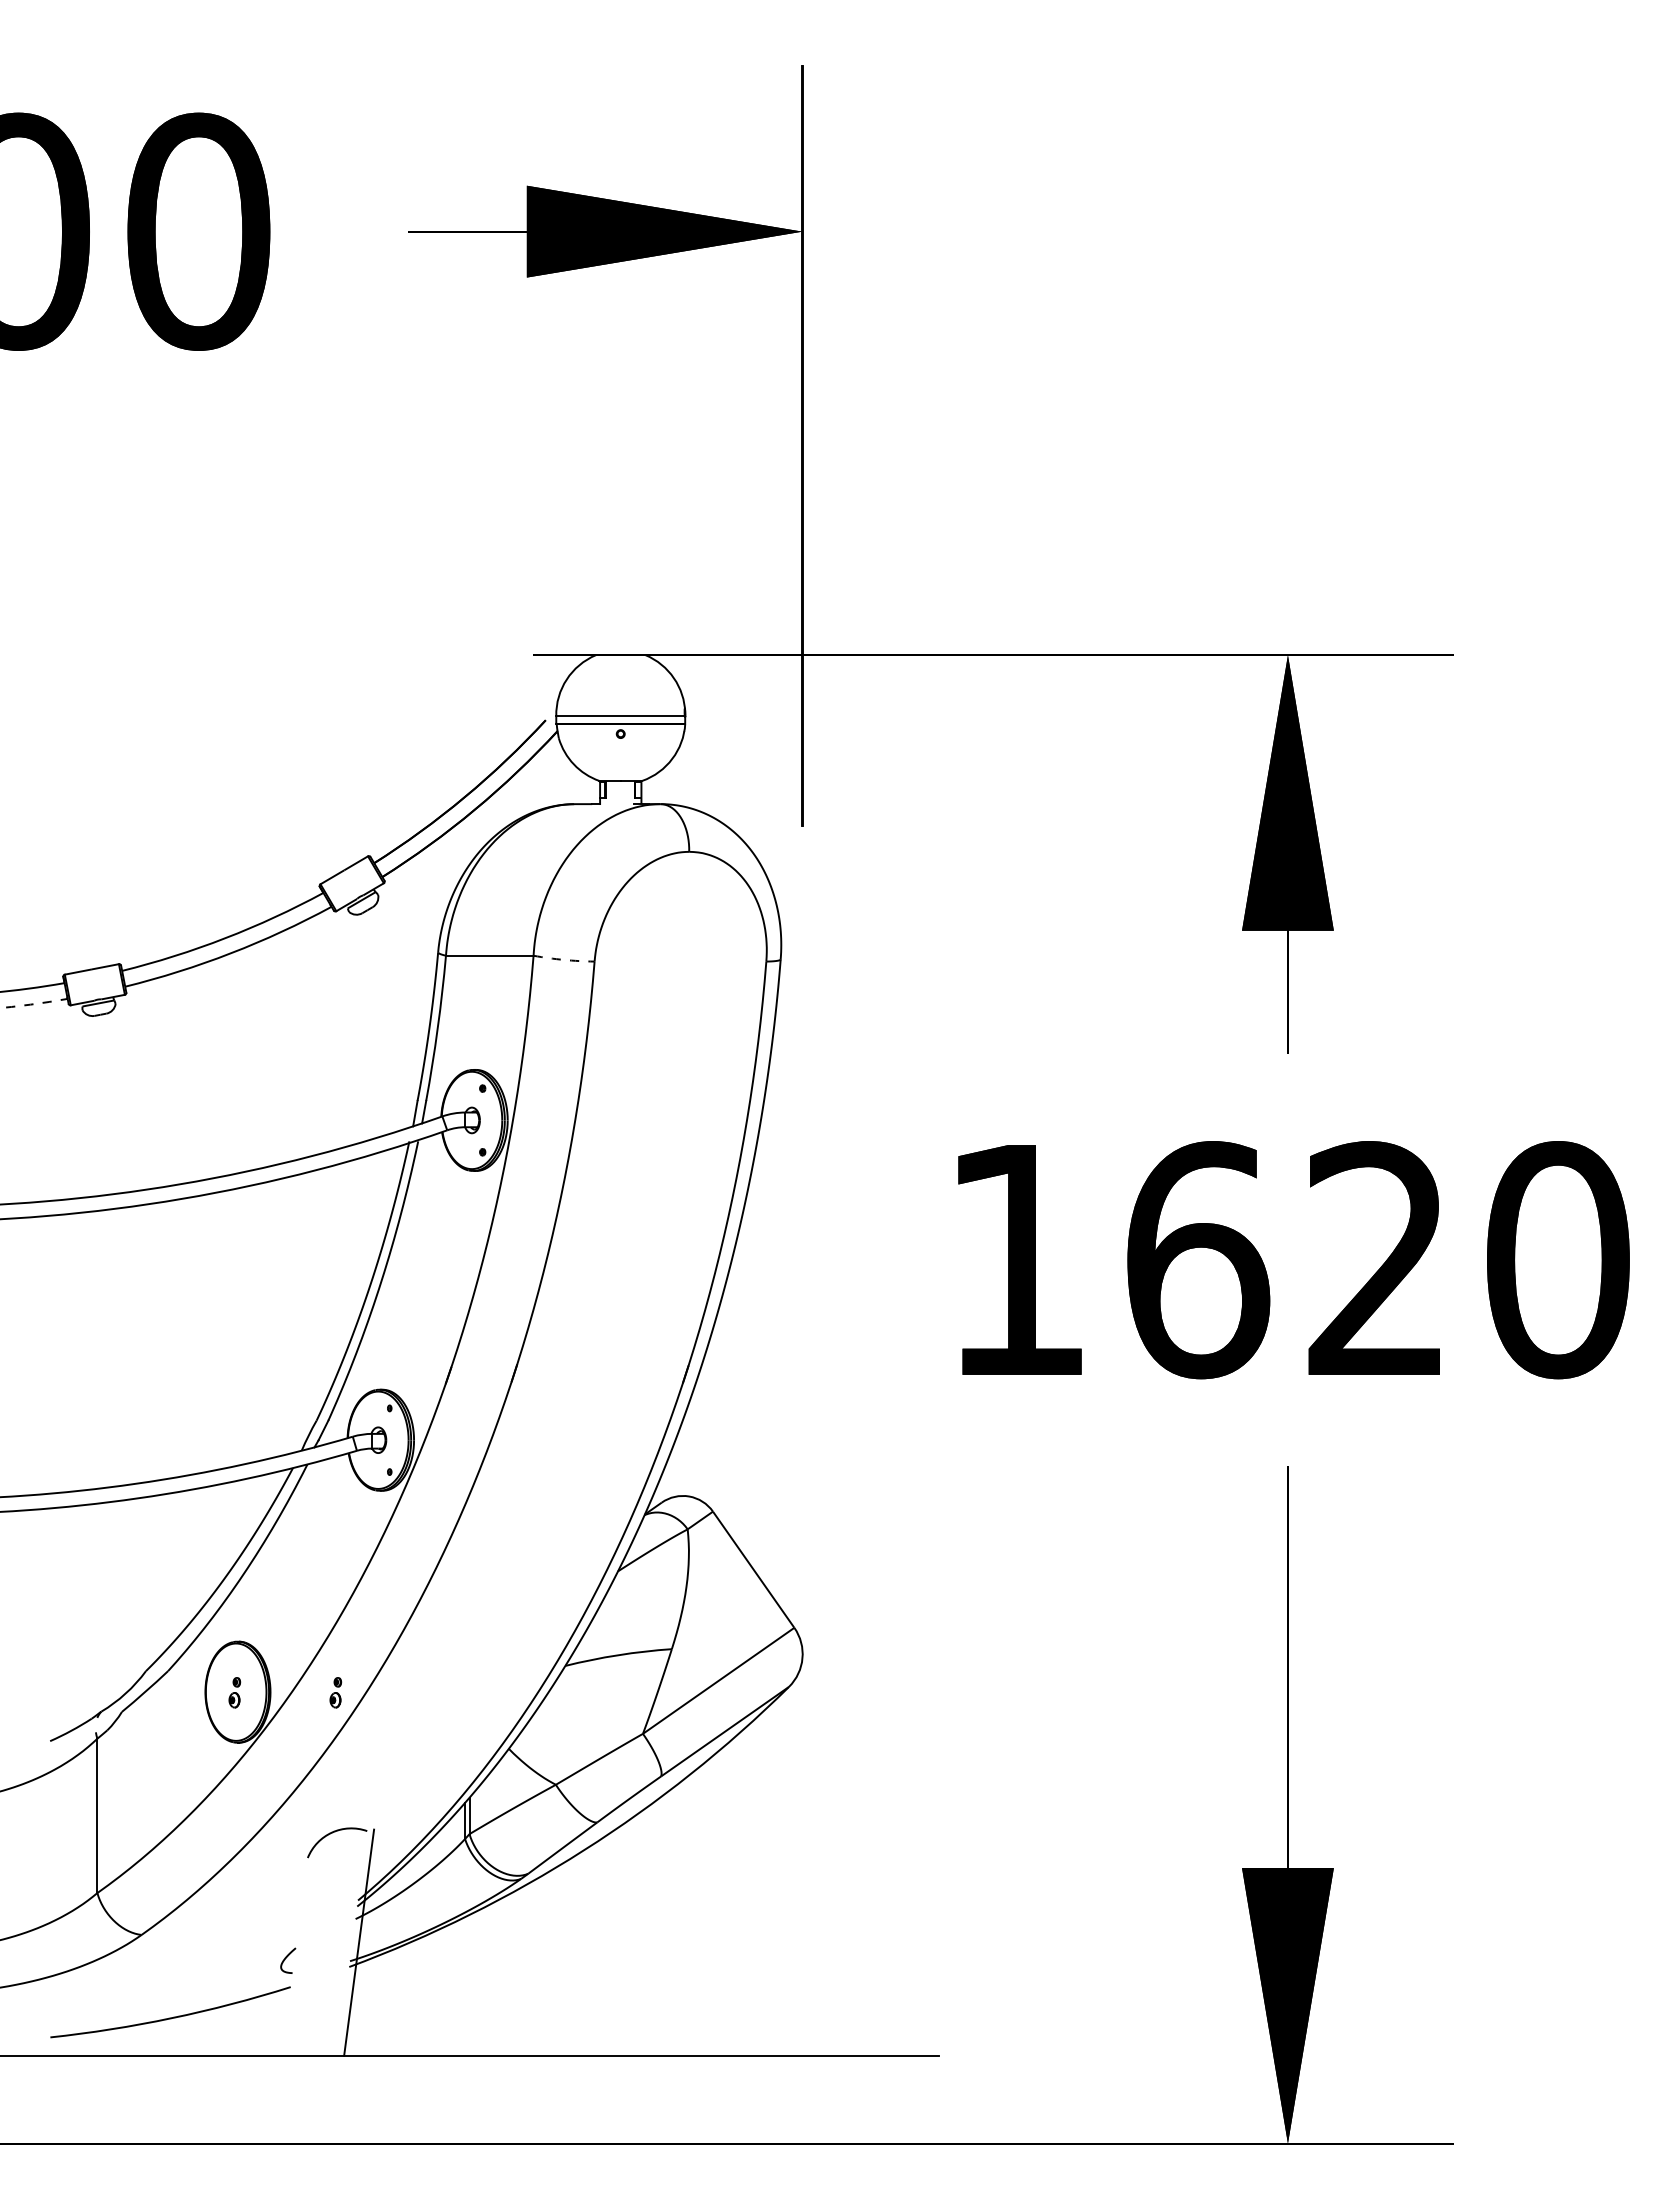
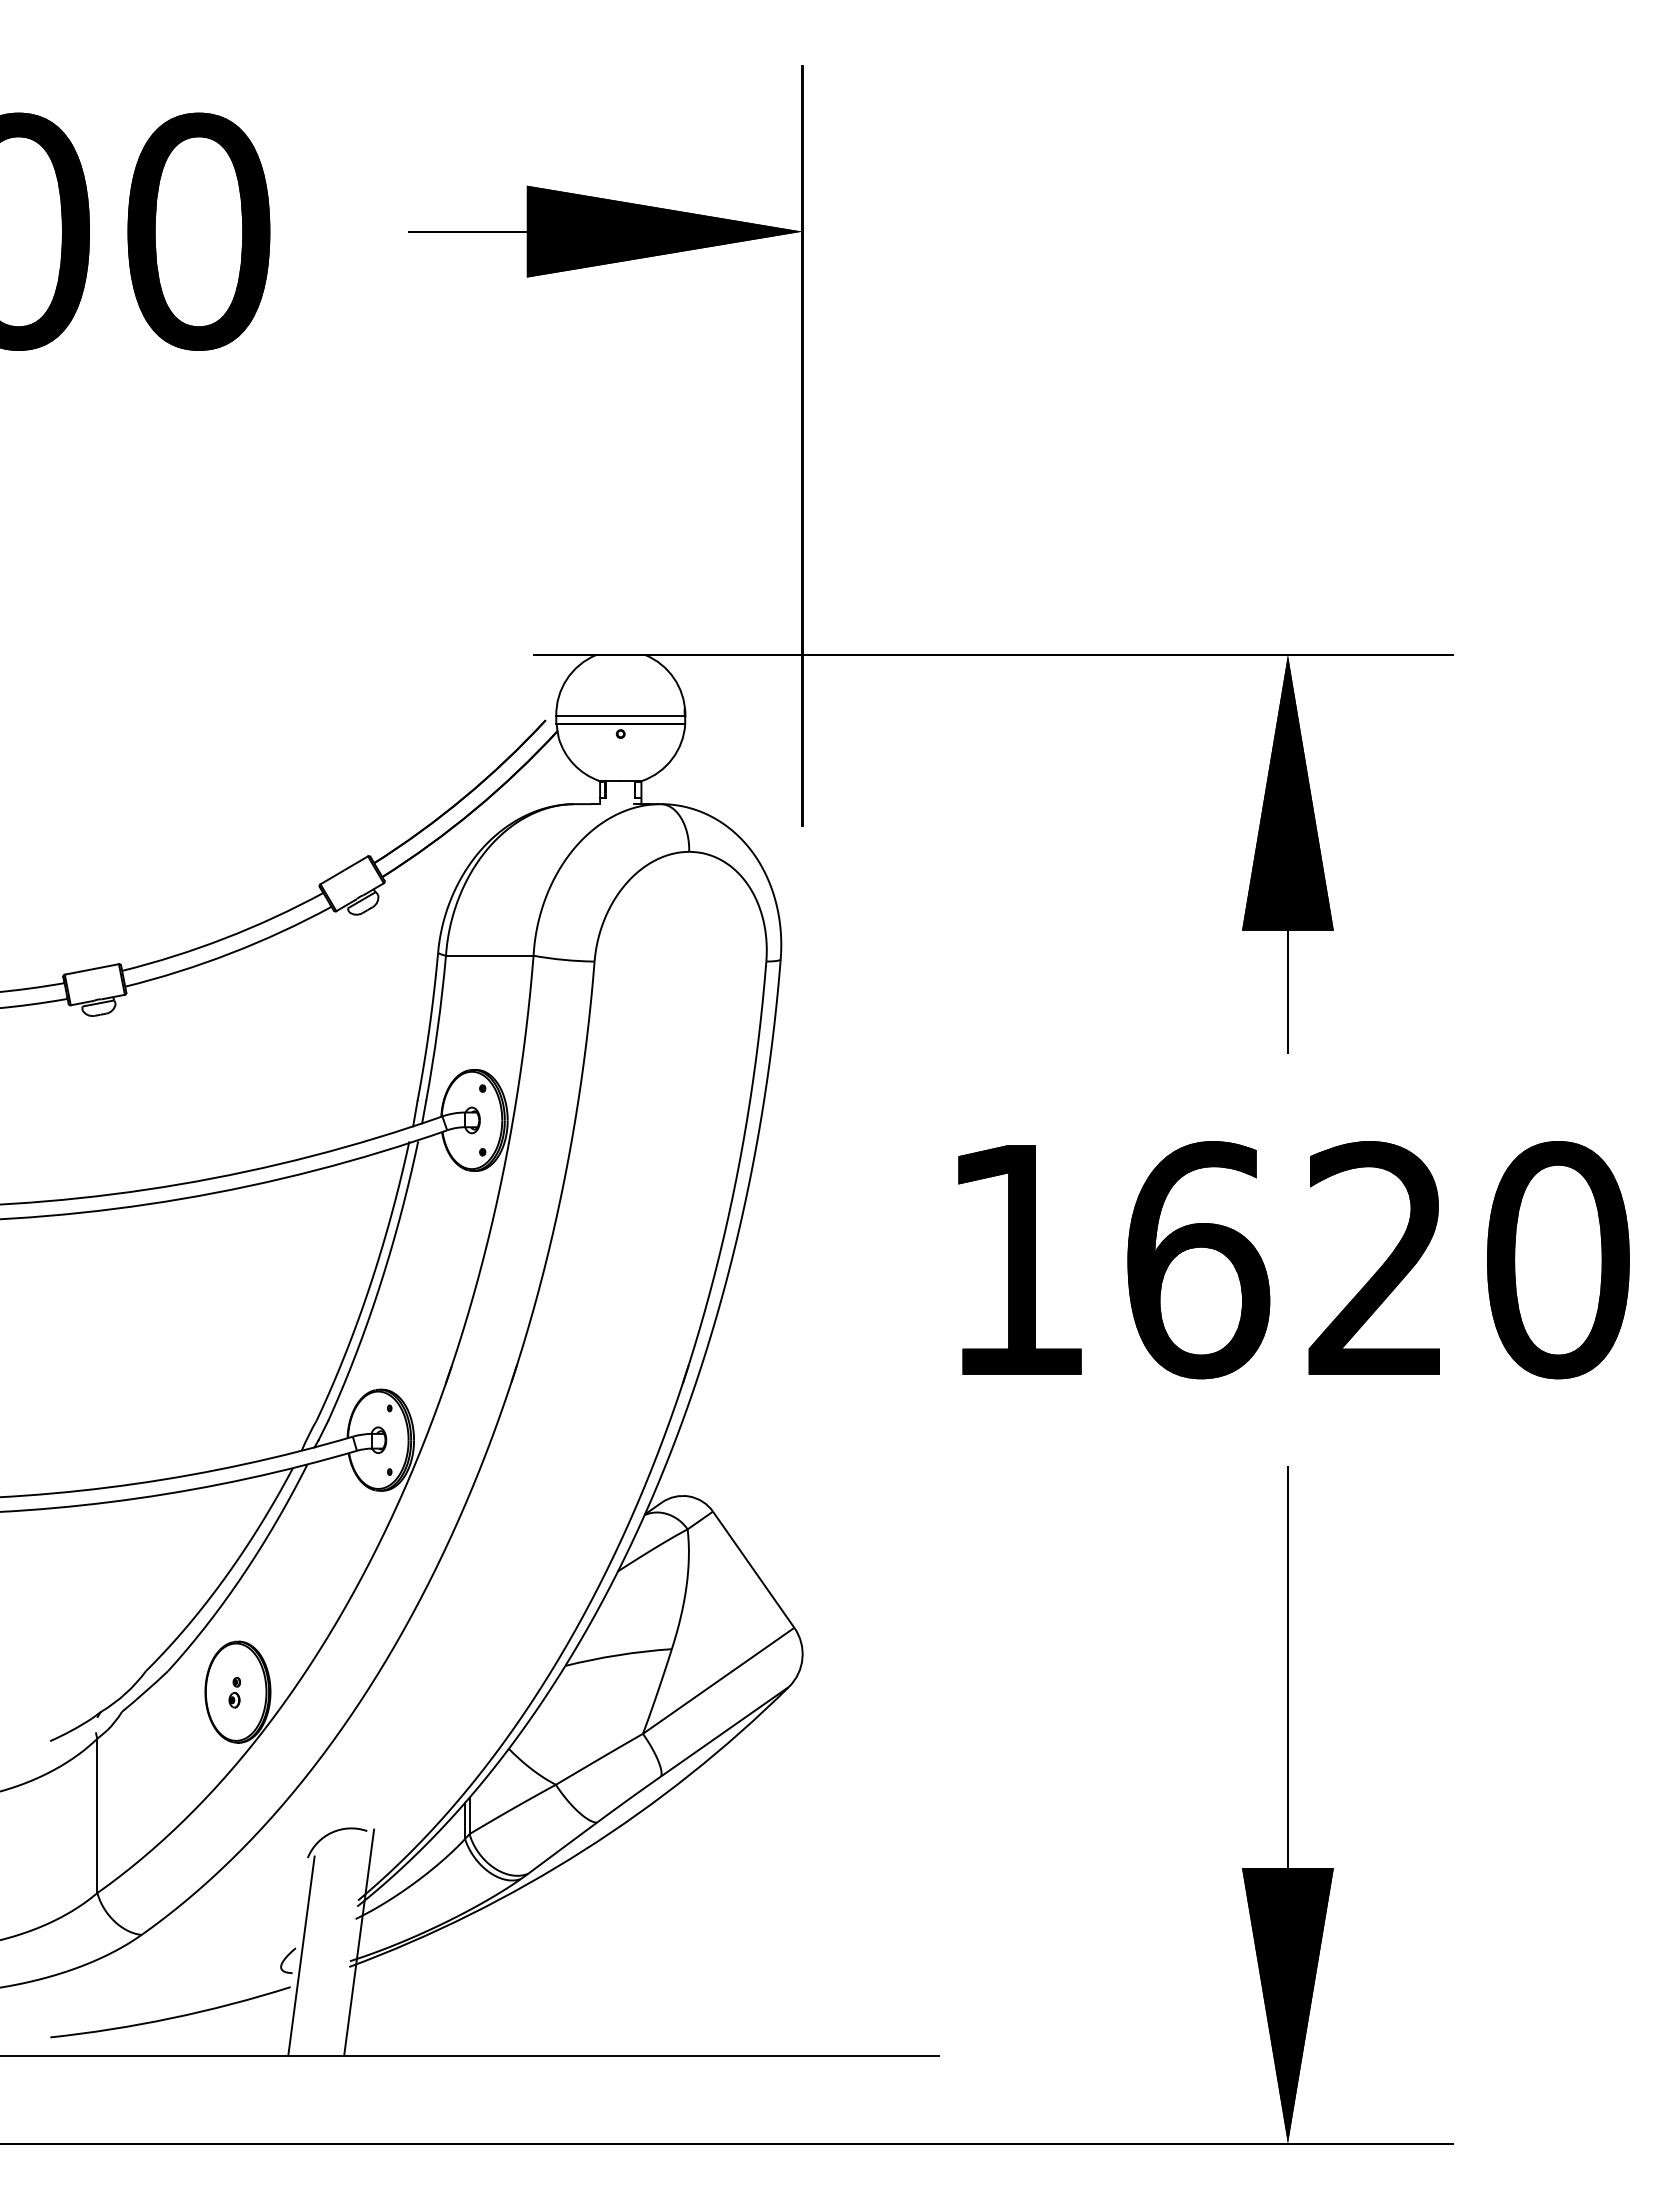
arc: dashed -> solid (563, 959)
arc: dashed -> solid (34, 1004)
part: present -> none (335, 1692)
line: none -> present (301, 1955)
